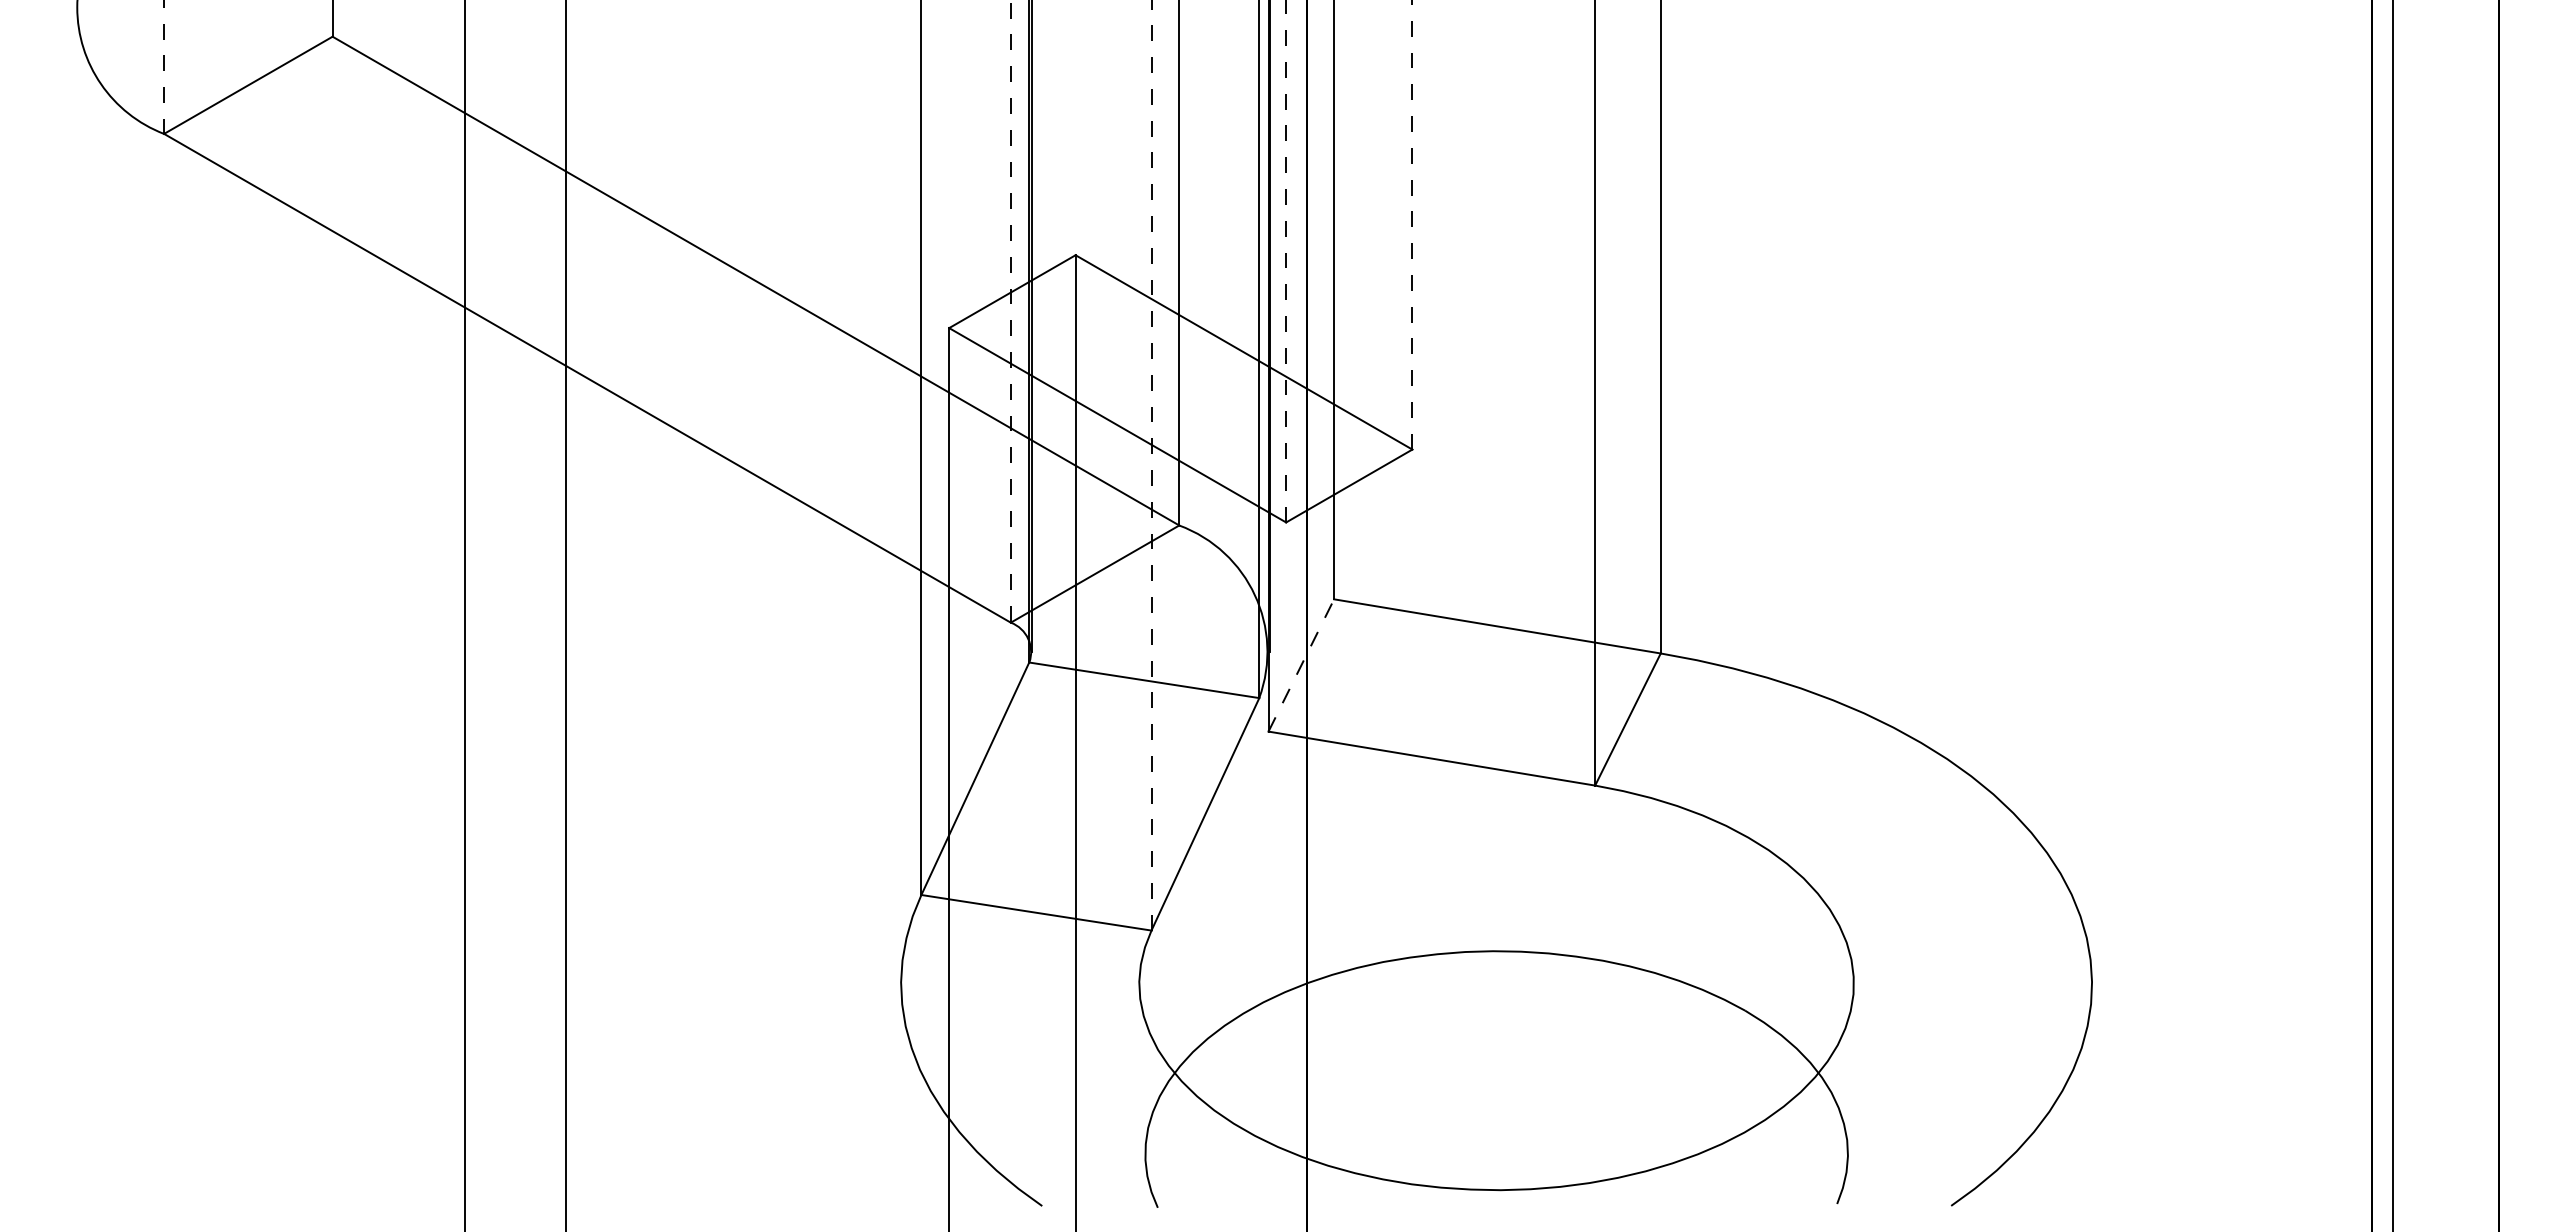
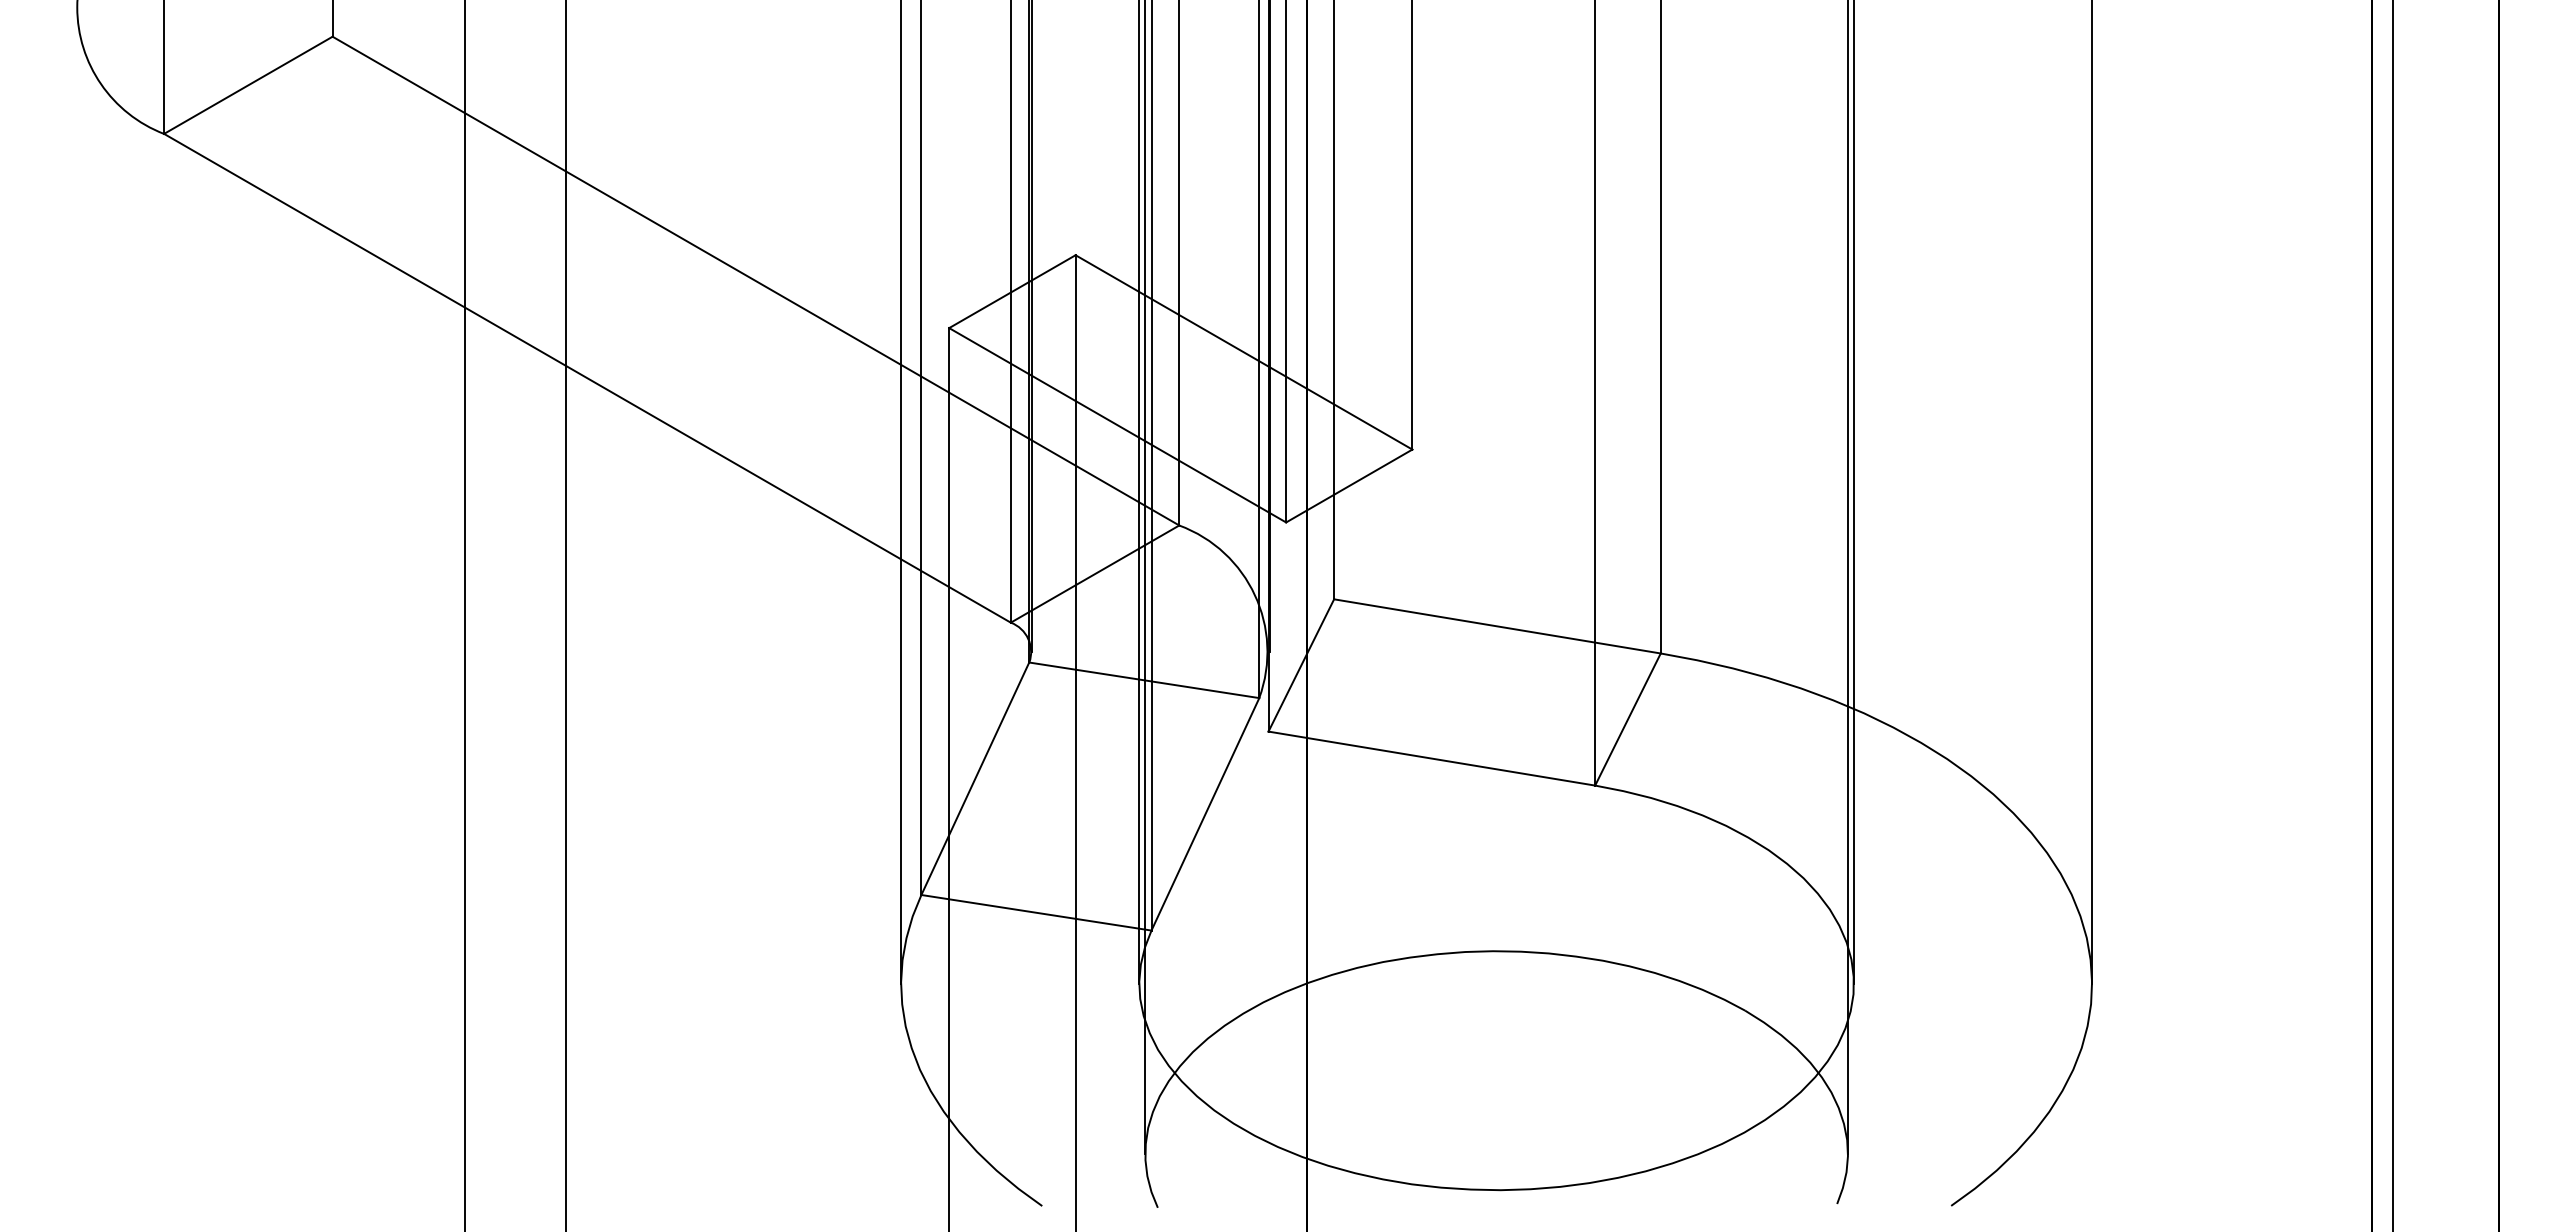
line: dashed -> solid (164, 67)
line: dashed -> solid (1412, 224)
line: dashed -> solid (1286, 261)
line: dashed -> solid (1010, 311)
line: dashed -> solid (1151, 465)
line: none -> present (901, 492)
line: none -> present (1139, 492)
line: none -> present (1853, 492)
line: none -> present (2092, 492)
line: none -> present (1145, 578)
line: none -> present (1847, 578)
line: dashed -> solid (1301, 665)
